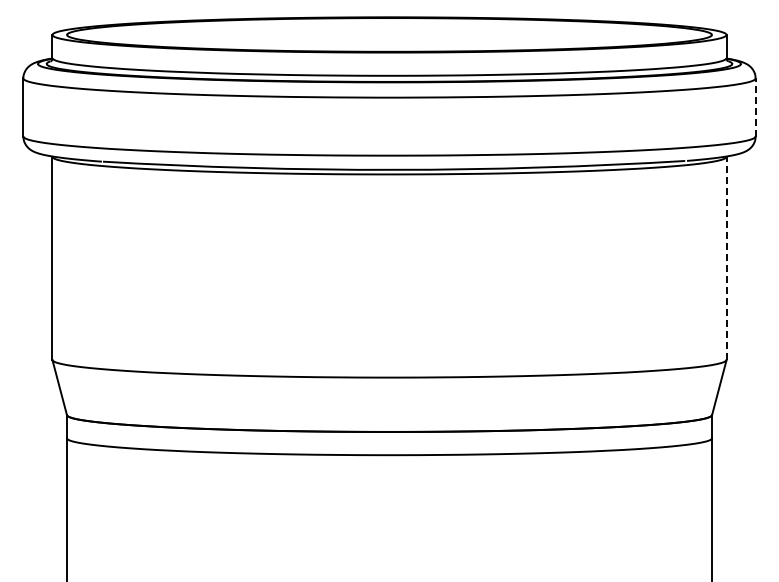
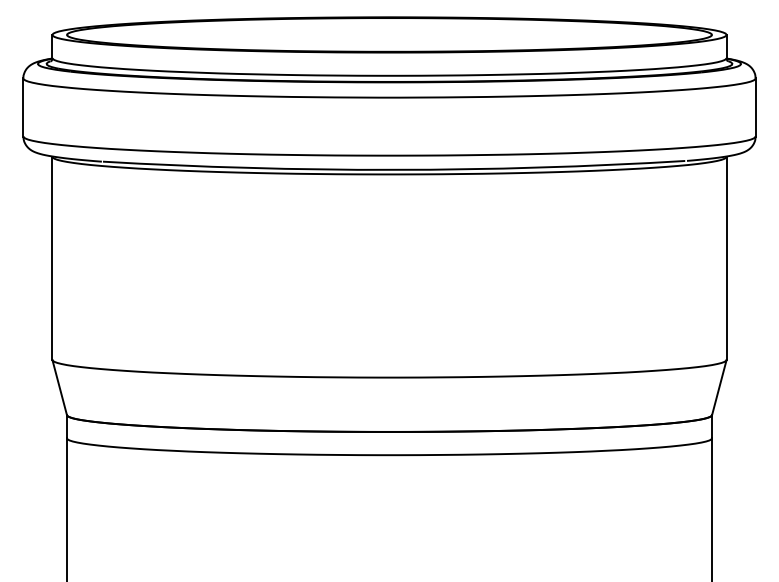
line: dashed -> solid (755, 107)
line: dashed -> solid (726, 258)
